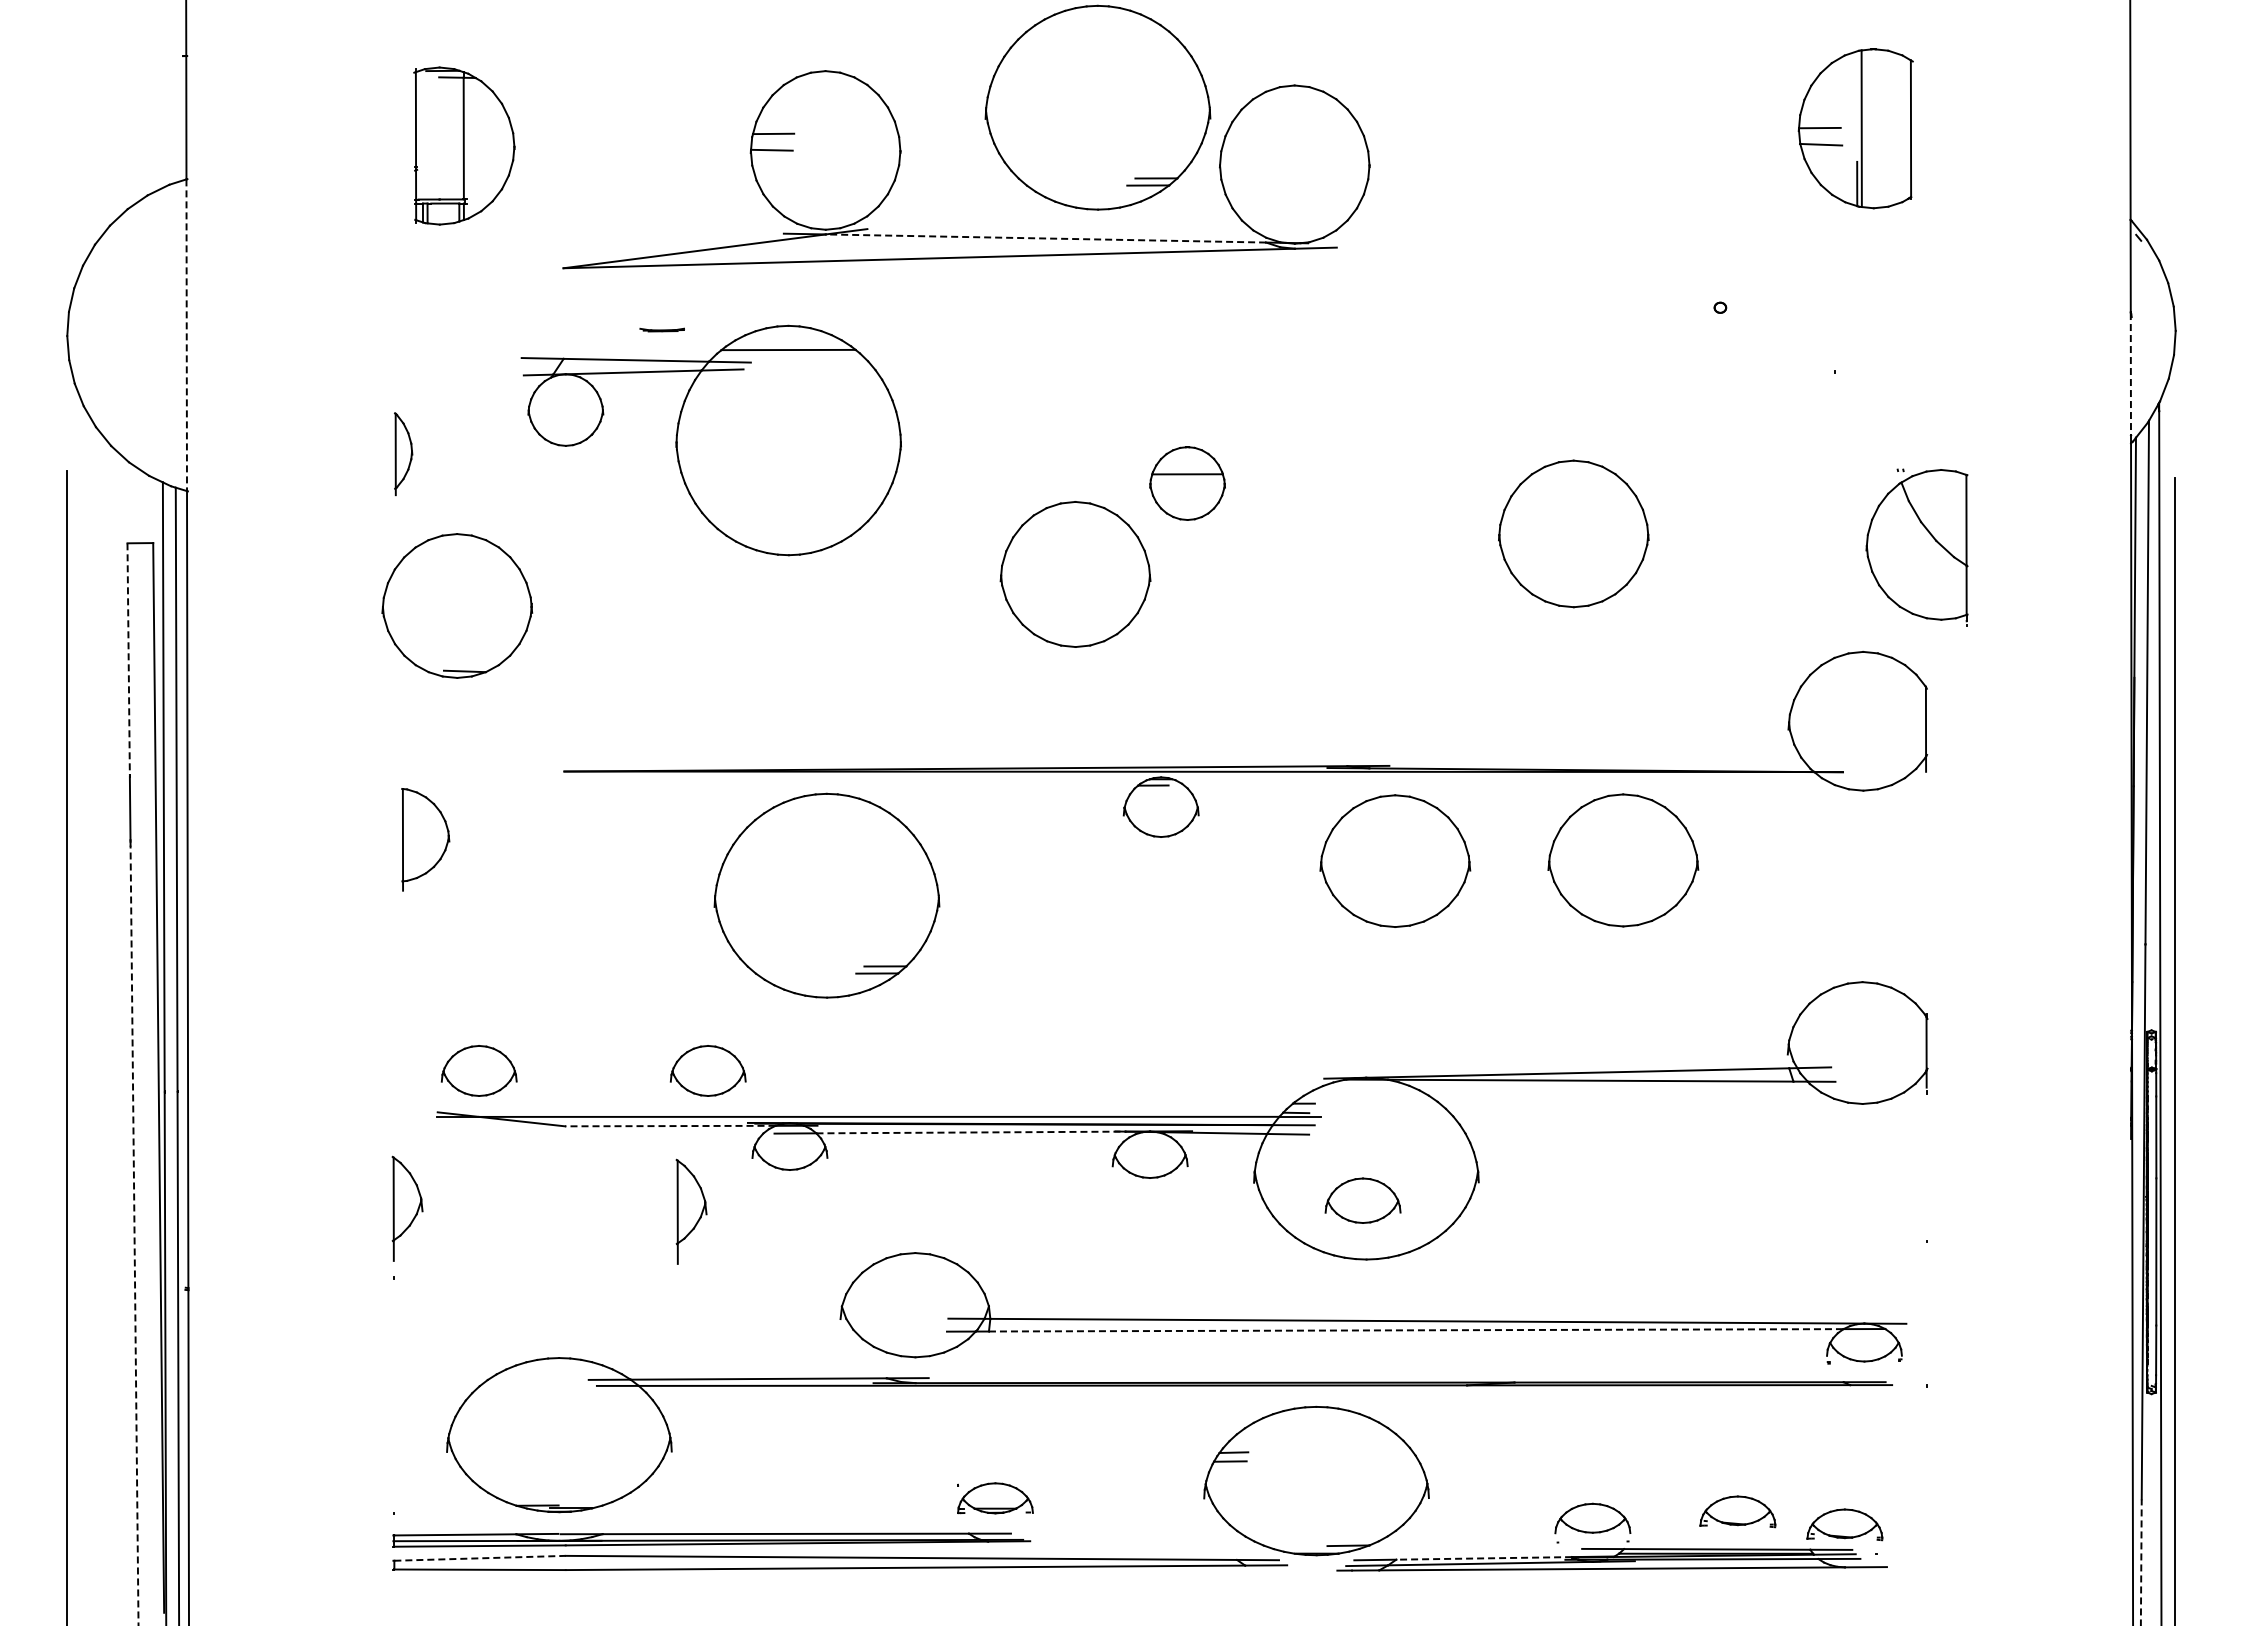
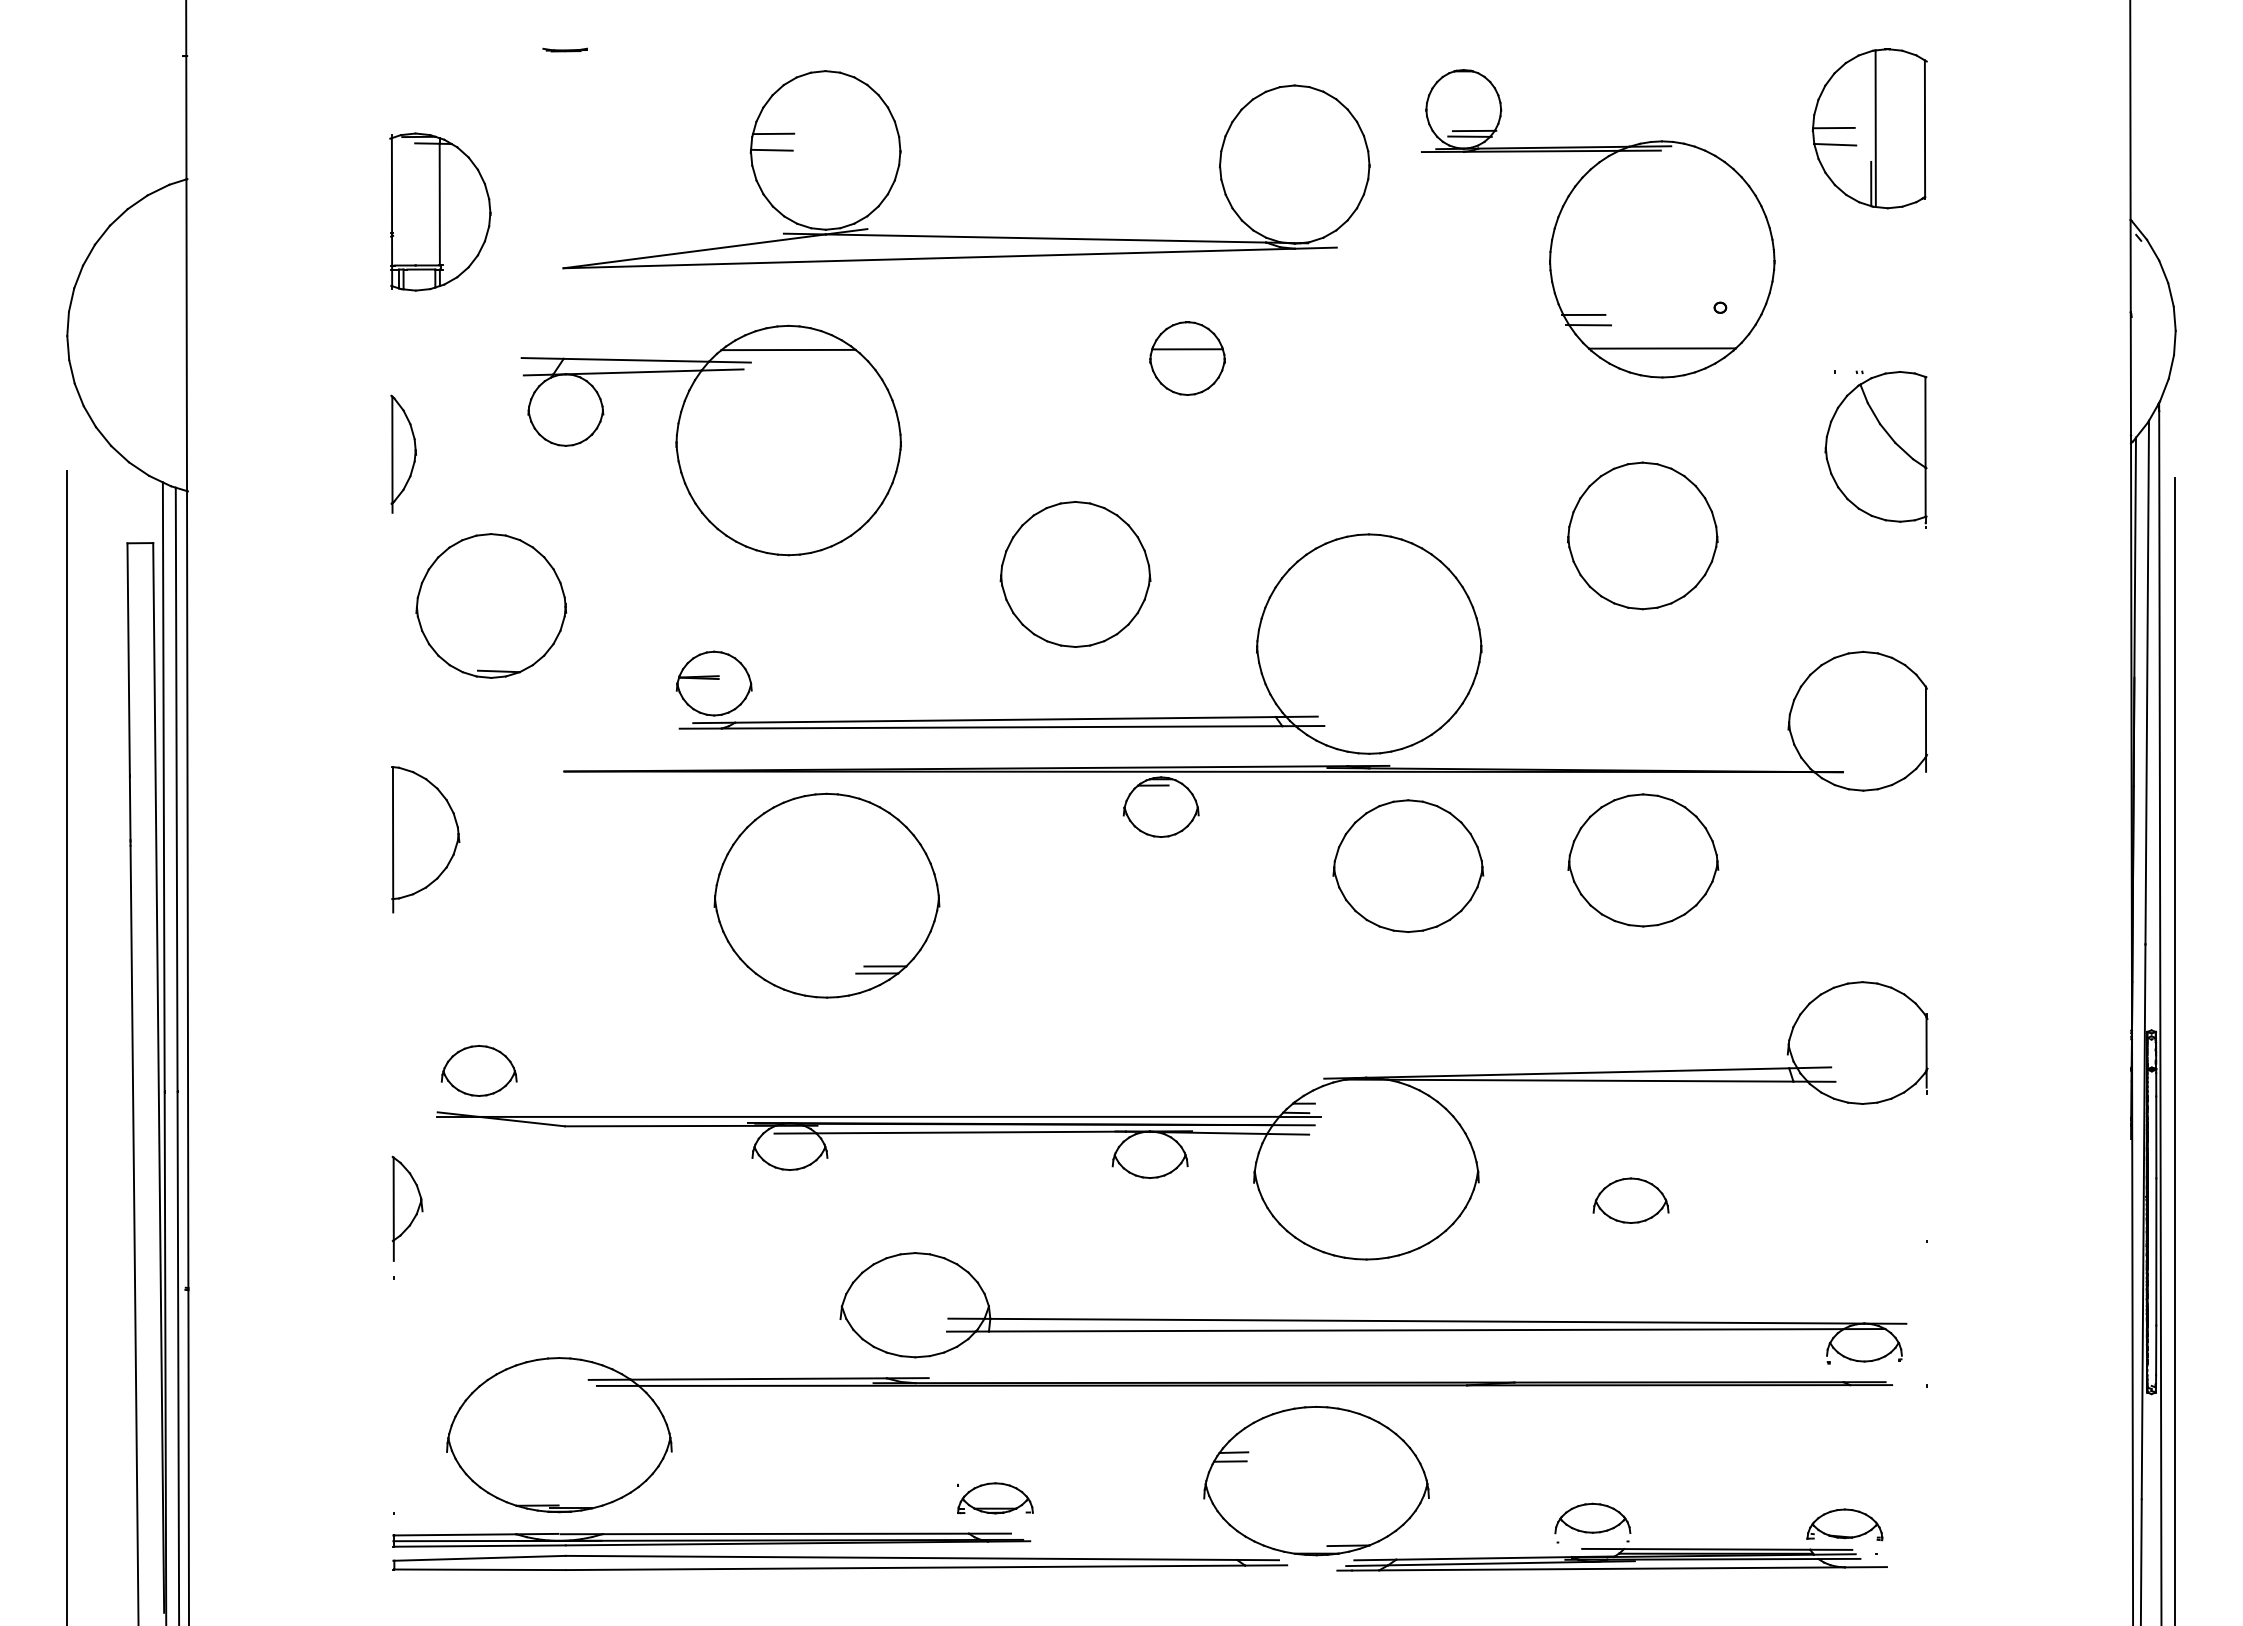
part: present -> none (1097, 107)
part position: (1855, 128) -> (1869, 128) (1869, 128)
part position: (464, 145) -> (440, 211) (440, 211)
part: none -> present (1598, 223)
line: dashed -> solid (1045, 238)
part position: (661, 329) -> (564, 49) (564, 49)
line: dashed -> solid (186, 335)
line: dashed -> solid (2130, 374)
part size: 20x85 px -> 27x120 px (403, 453)
part position: (1187, 483) -> (1187, 358) (1187, 358)
part position: (1573, 533) -> (1642, 535) (1642, 535)
part position: (1916, 547) -> (1875, 449) (1875, 449)
part position: (457, 605) -> (491, 605) (491, 605)
line: dashed -> solid (128, 659)
part: none -> present (1078, 718)
part size: 50x104 px -> 70x148 px (425, 839)
part position: (1395, 860) -> (1408, 865) (1408, 865)
part position: (1623, 860) -> (1643, 860) (1643, 860)
part: present -> none (707, 1070)
line: dashed -> solid (669, 1126)
line: dashed -> solid (971, 1132)
part position: (1362, 1200) -> (1630, 1200) (1630, 1200)
part: present -> none (691, 1211)
line: dashed -> solid (134, 1235)
line: dashed -> solid (1416, 1330)
part: present -> none (1737, 1511)
line: dashed -> solid (480, 1558)
line: dashed -> solid (1484, 1558)
line: dashed -> solid (2141, 1562)
